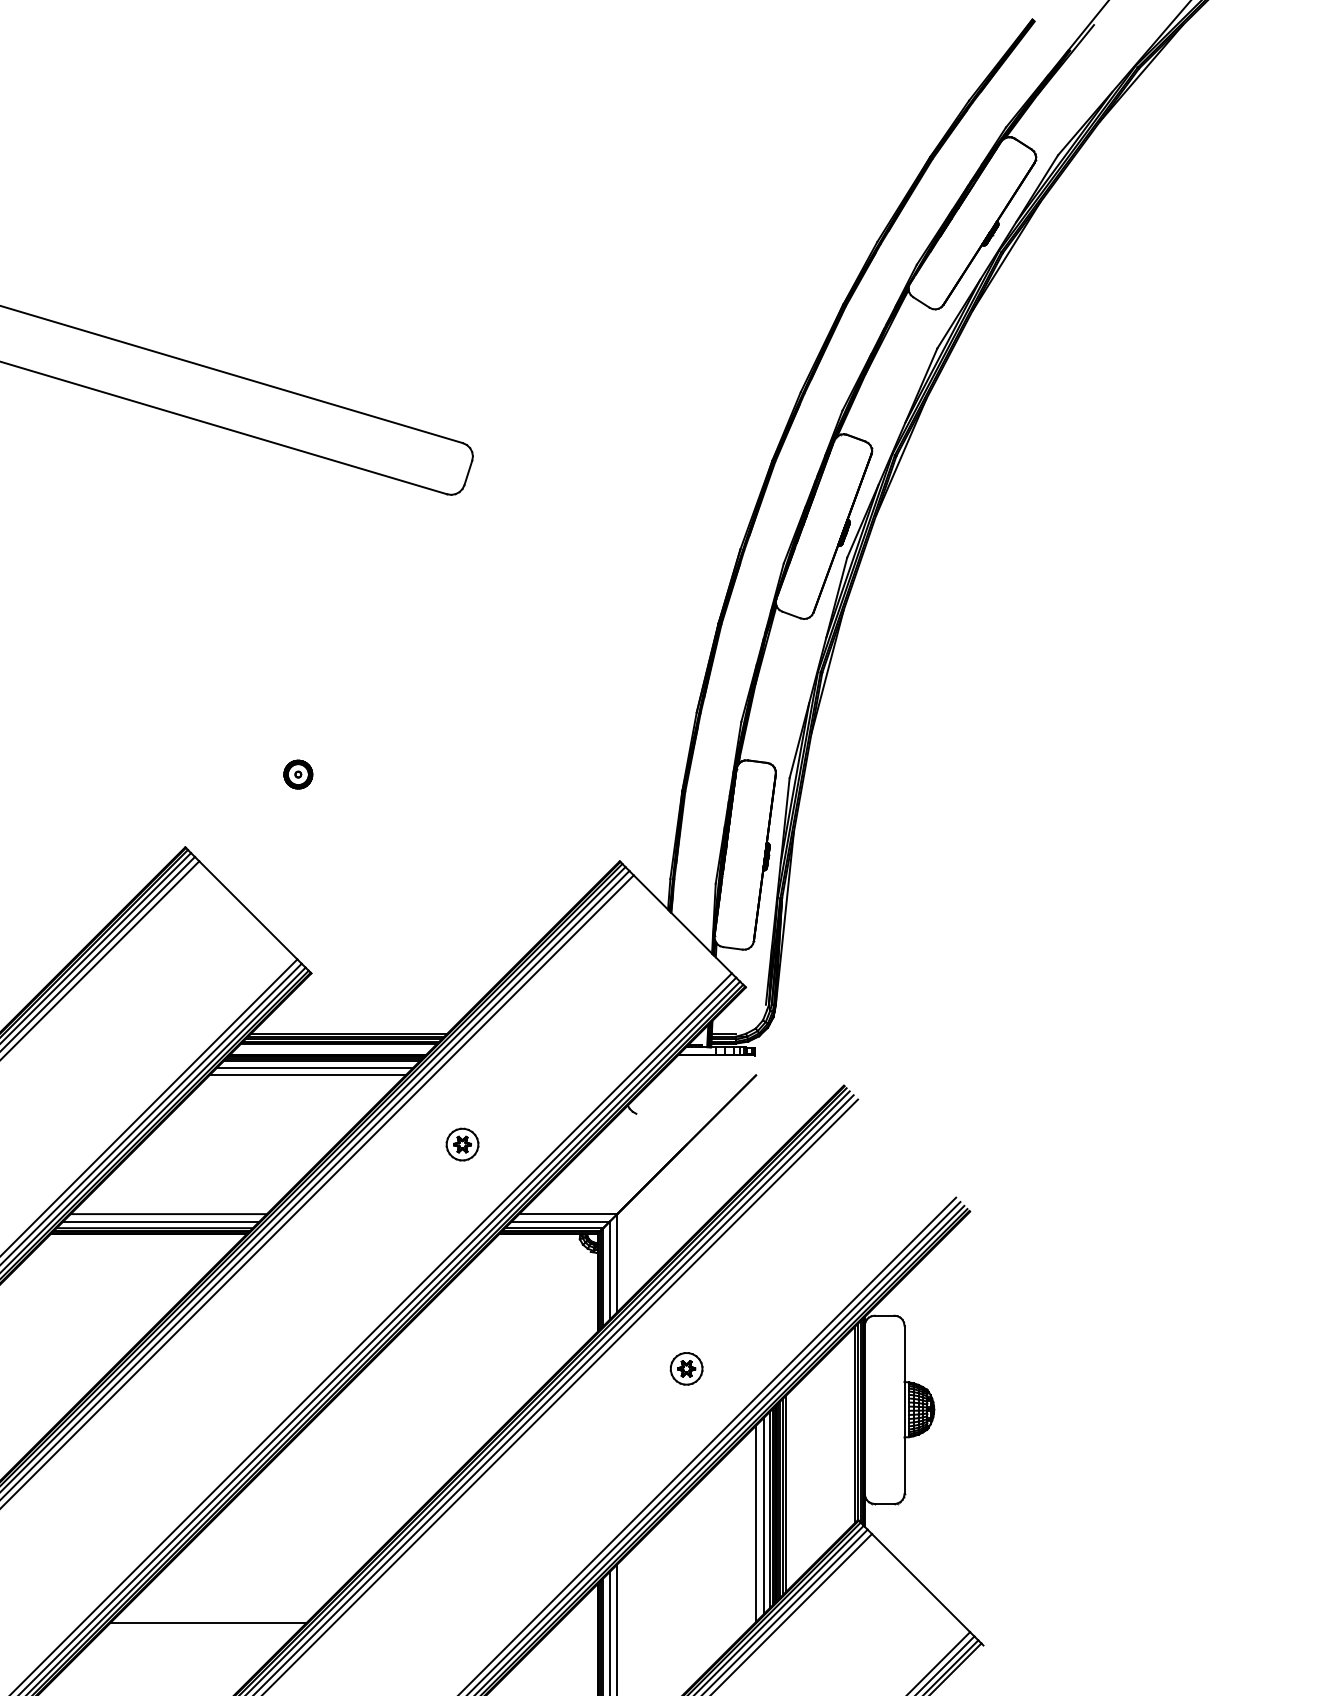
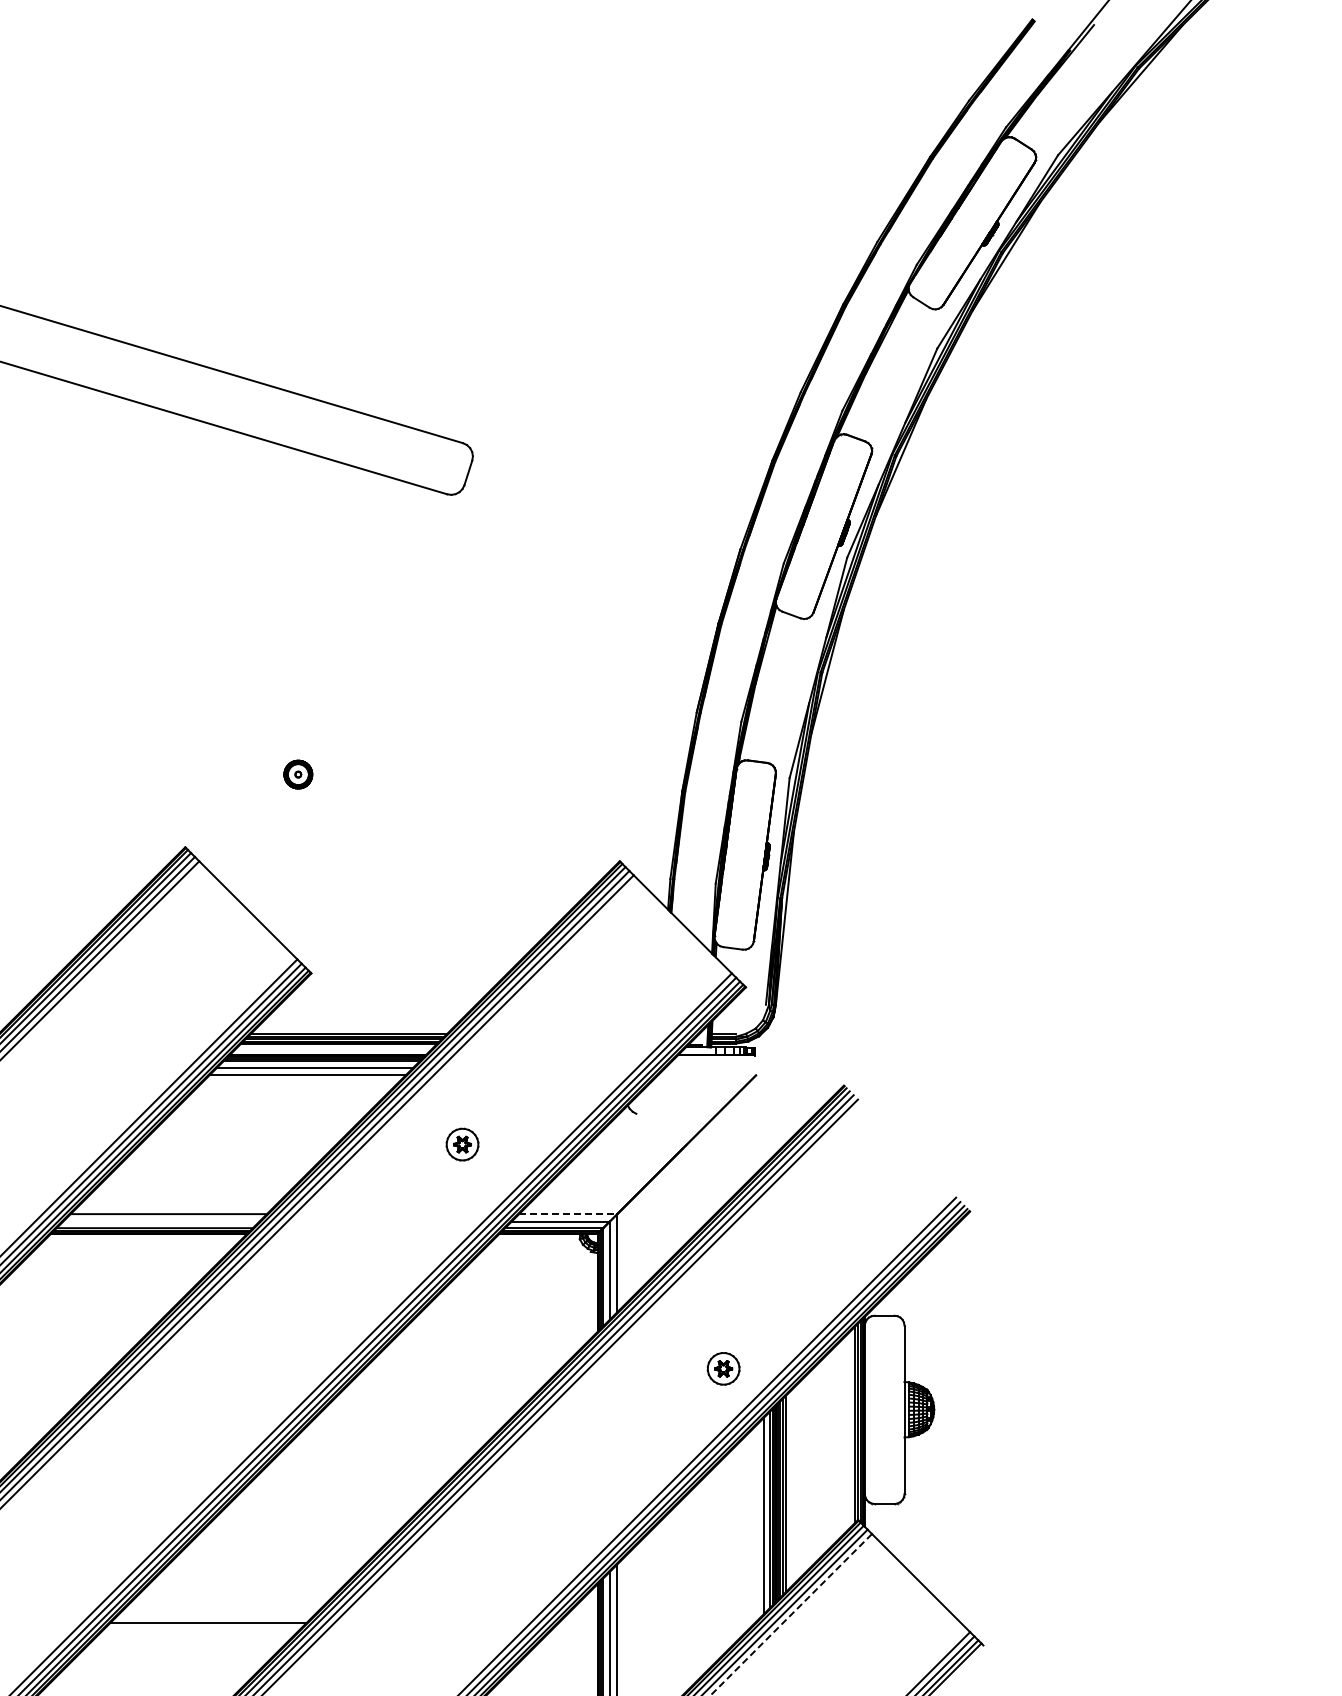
line: solid -> dashed (568, 1214)
line: present -> none (161, 1221)
part position: (686, 1368) -> (723, 1368) (723, 1368)
line: present -> none (756, 1523)
line: solid -> dashed (790, 1615)
